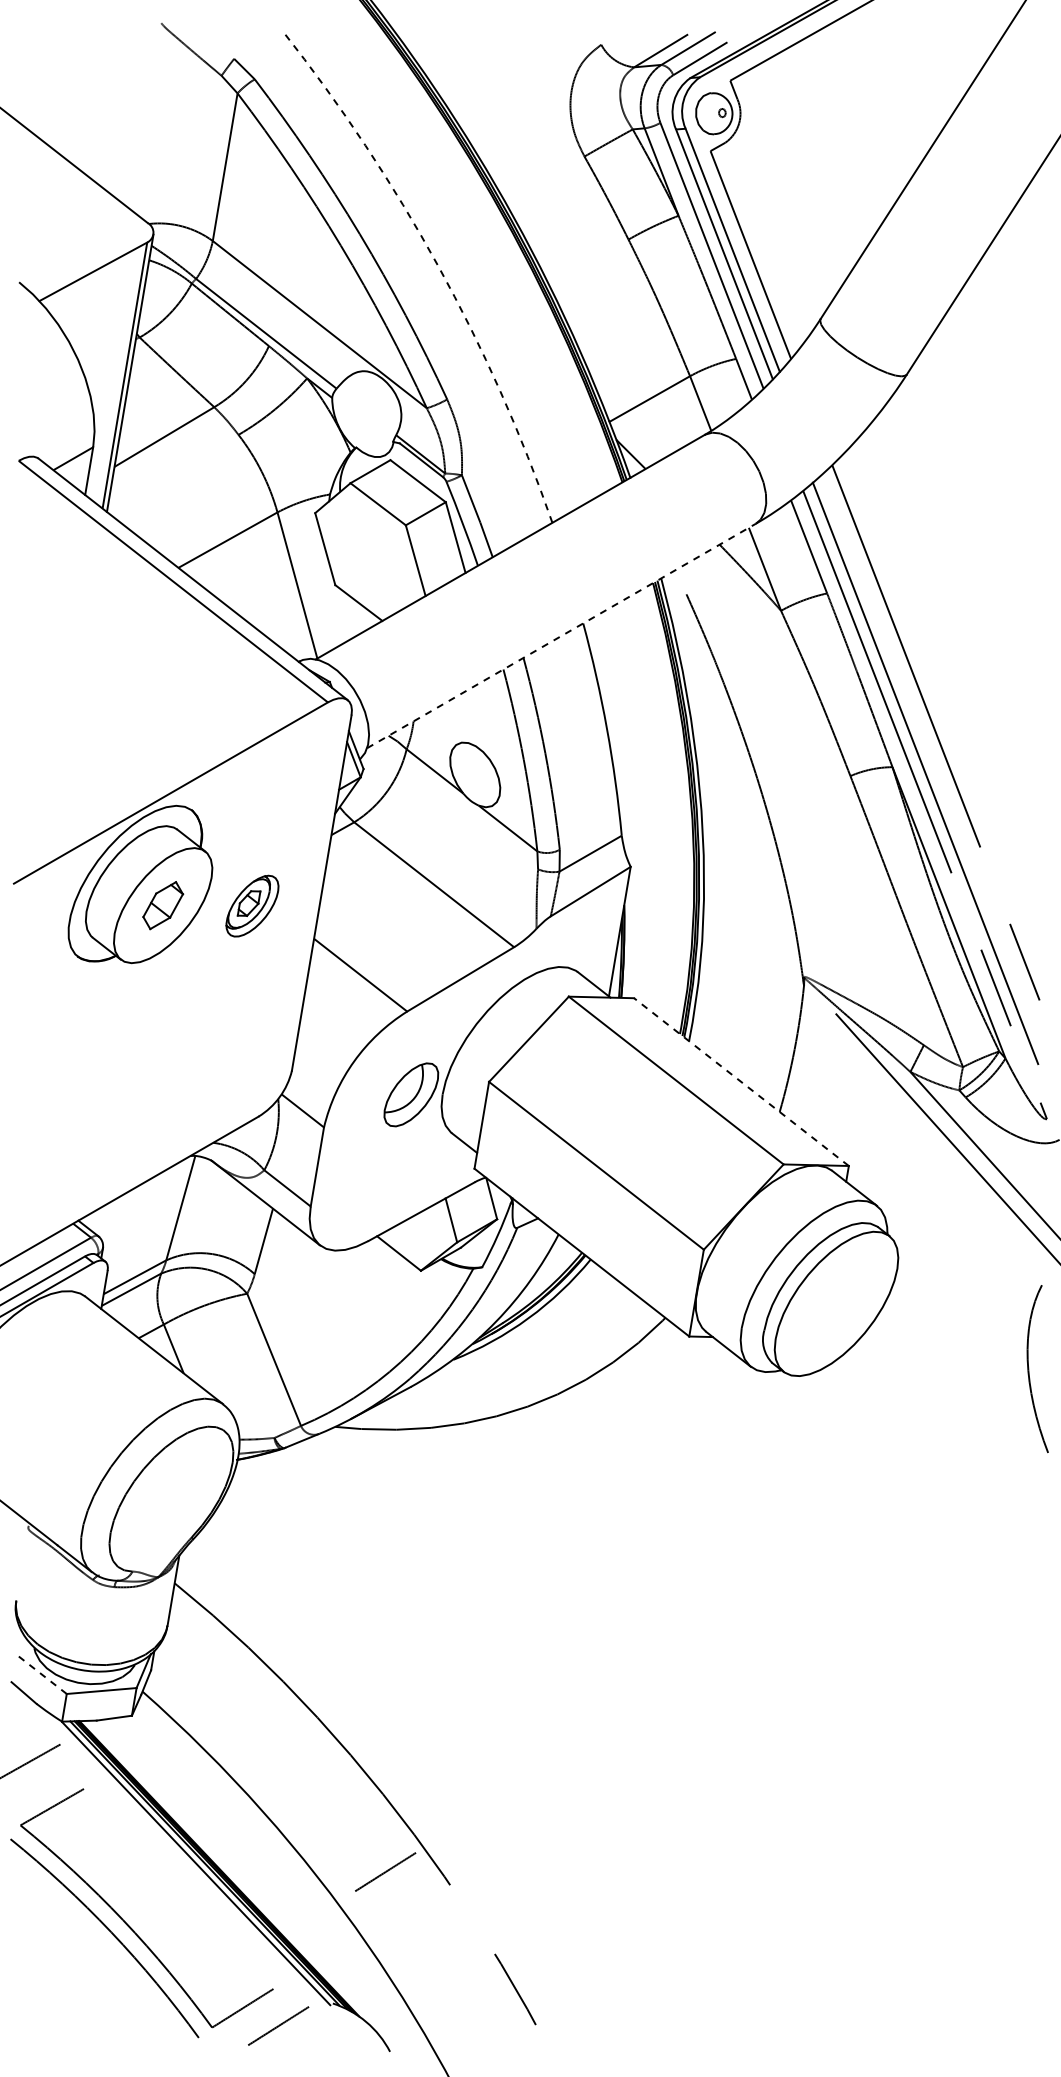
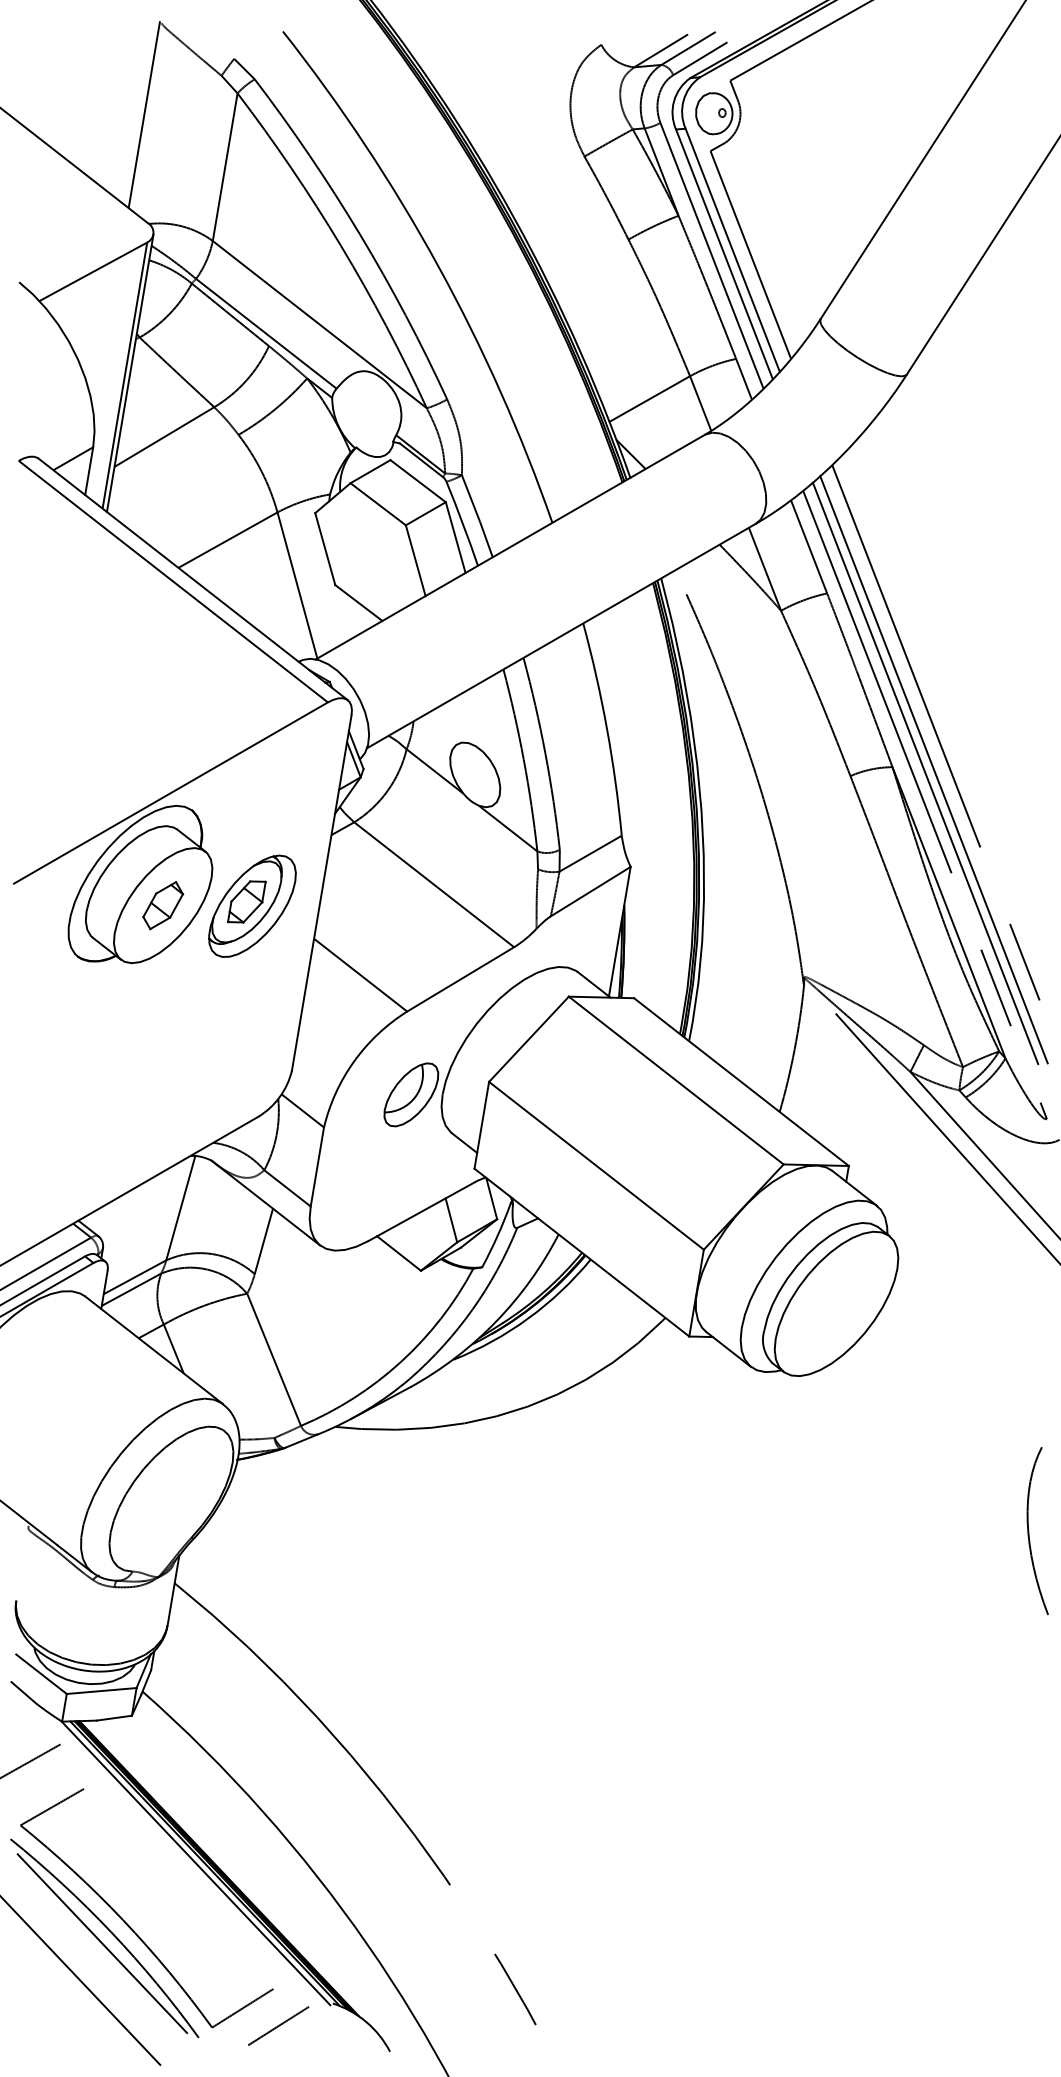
line: none -> present (144, 114)
arc: dashed -> solid (438, 265)
line: dashed -> solid (561, 635)
line: none -> present (933, 769)
part size: 55x64 px -> 89x104 px (252, 905)
line: dashed -> solid (741, 1081)
curve position: (1029, 1369) -> (1029, 1531) (1029, 1531)
line: dashed -> solid (41, 1673)
line: present -> none (385, 1871)
line: none -> present (102, 1943)
line: none -> present (81, 1981)
